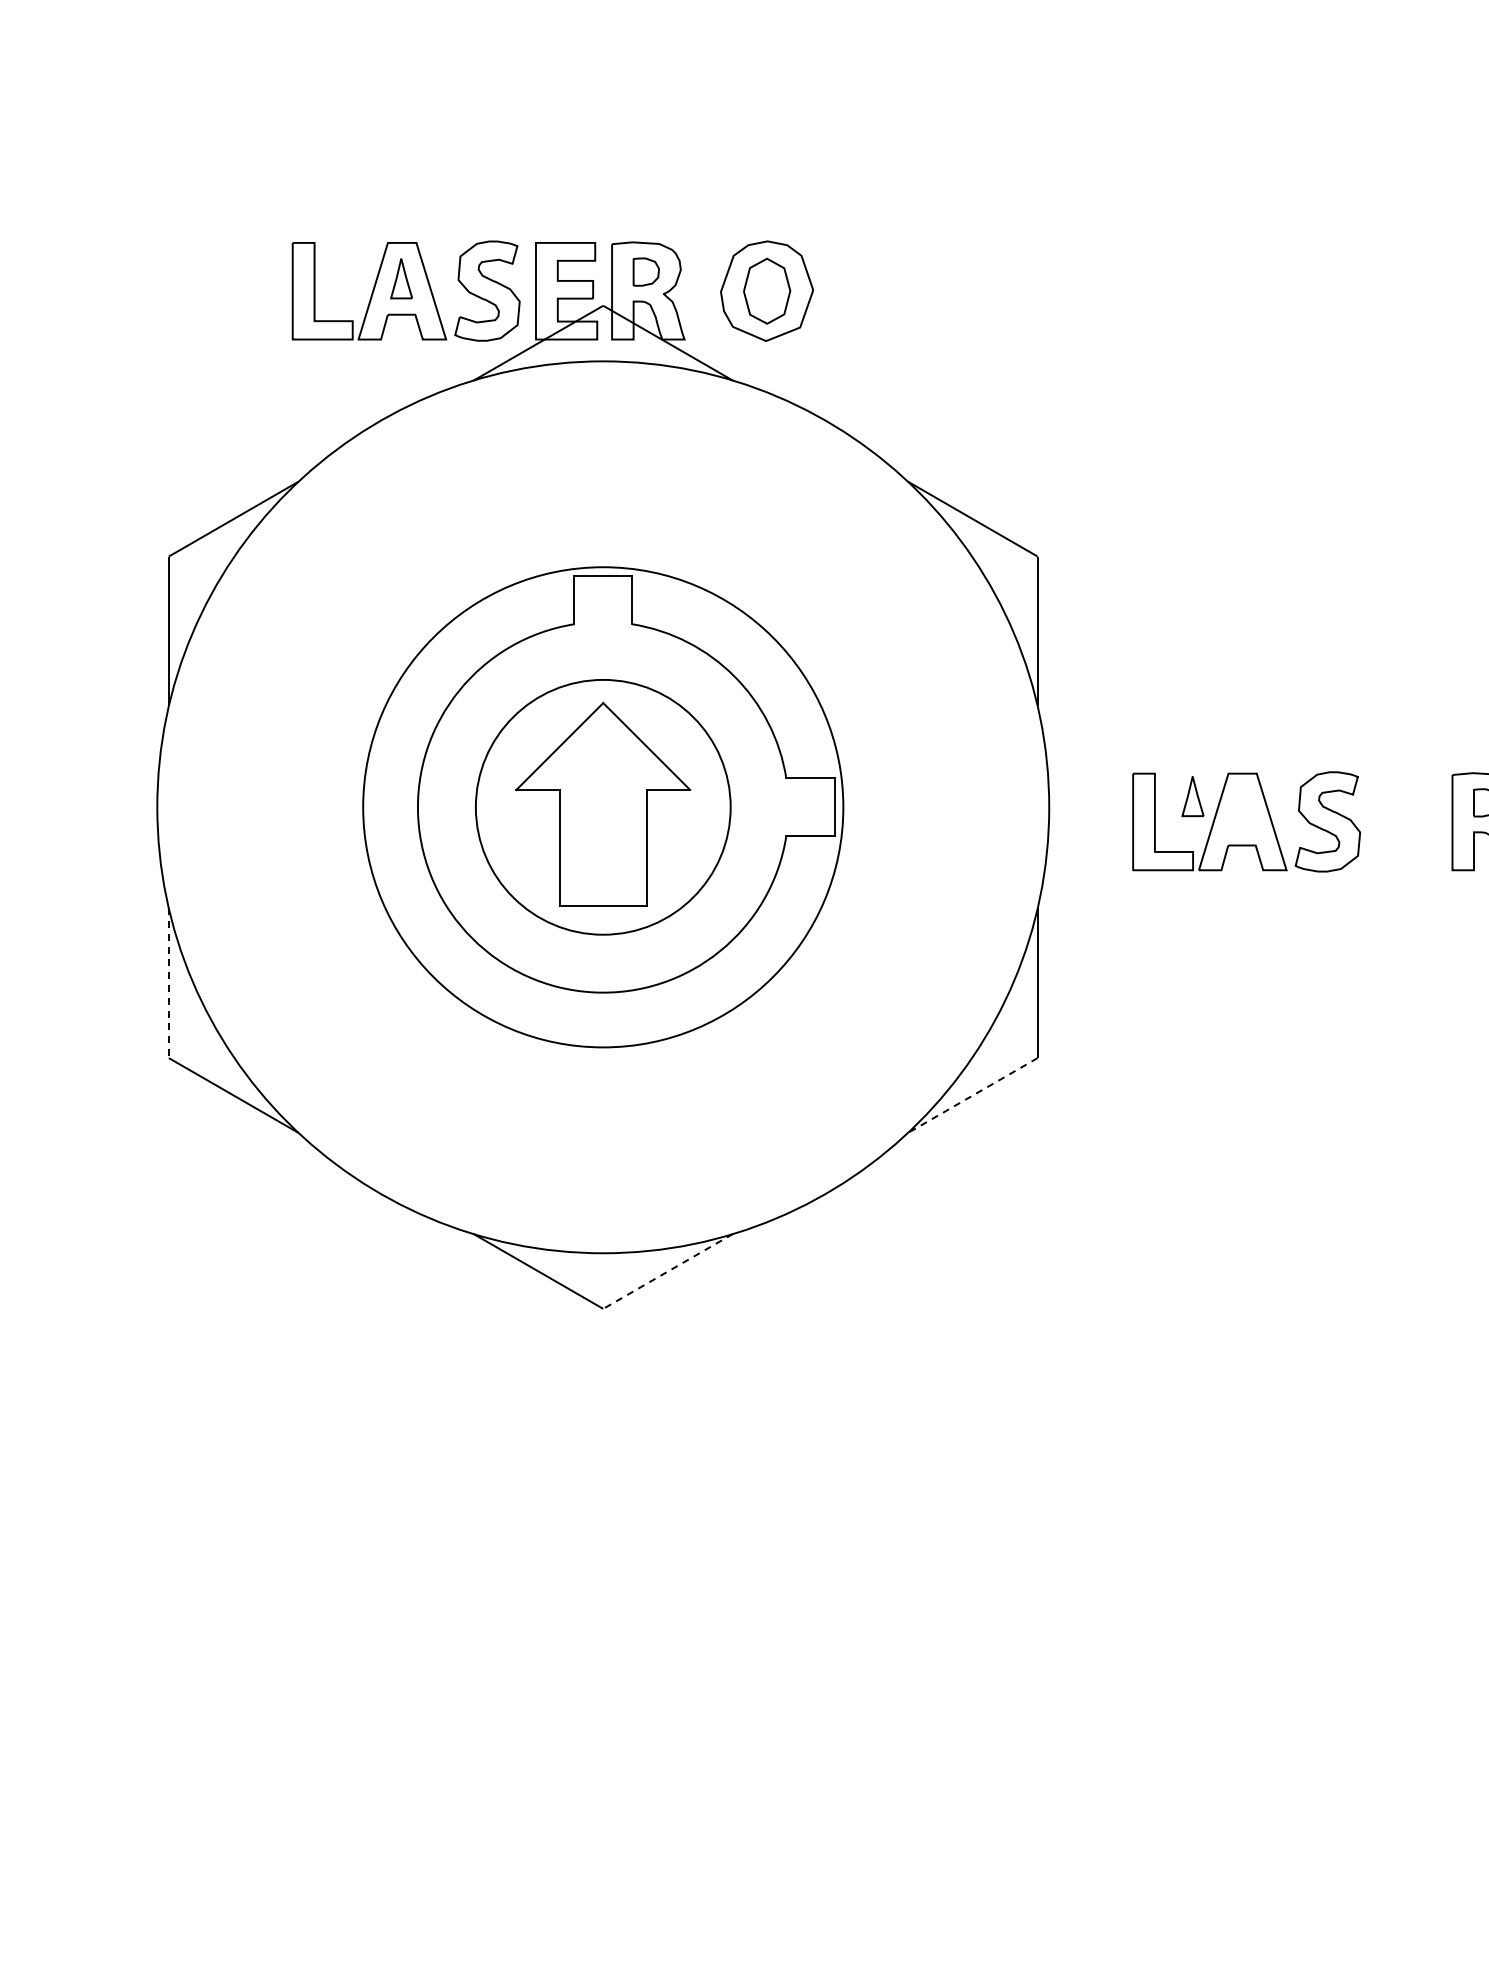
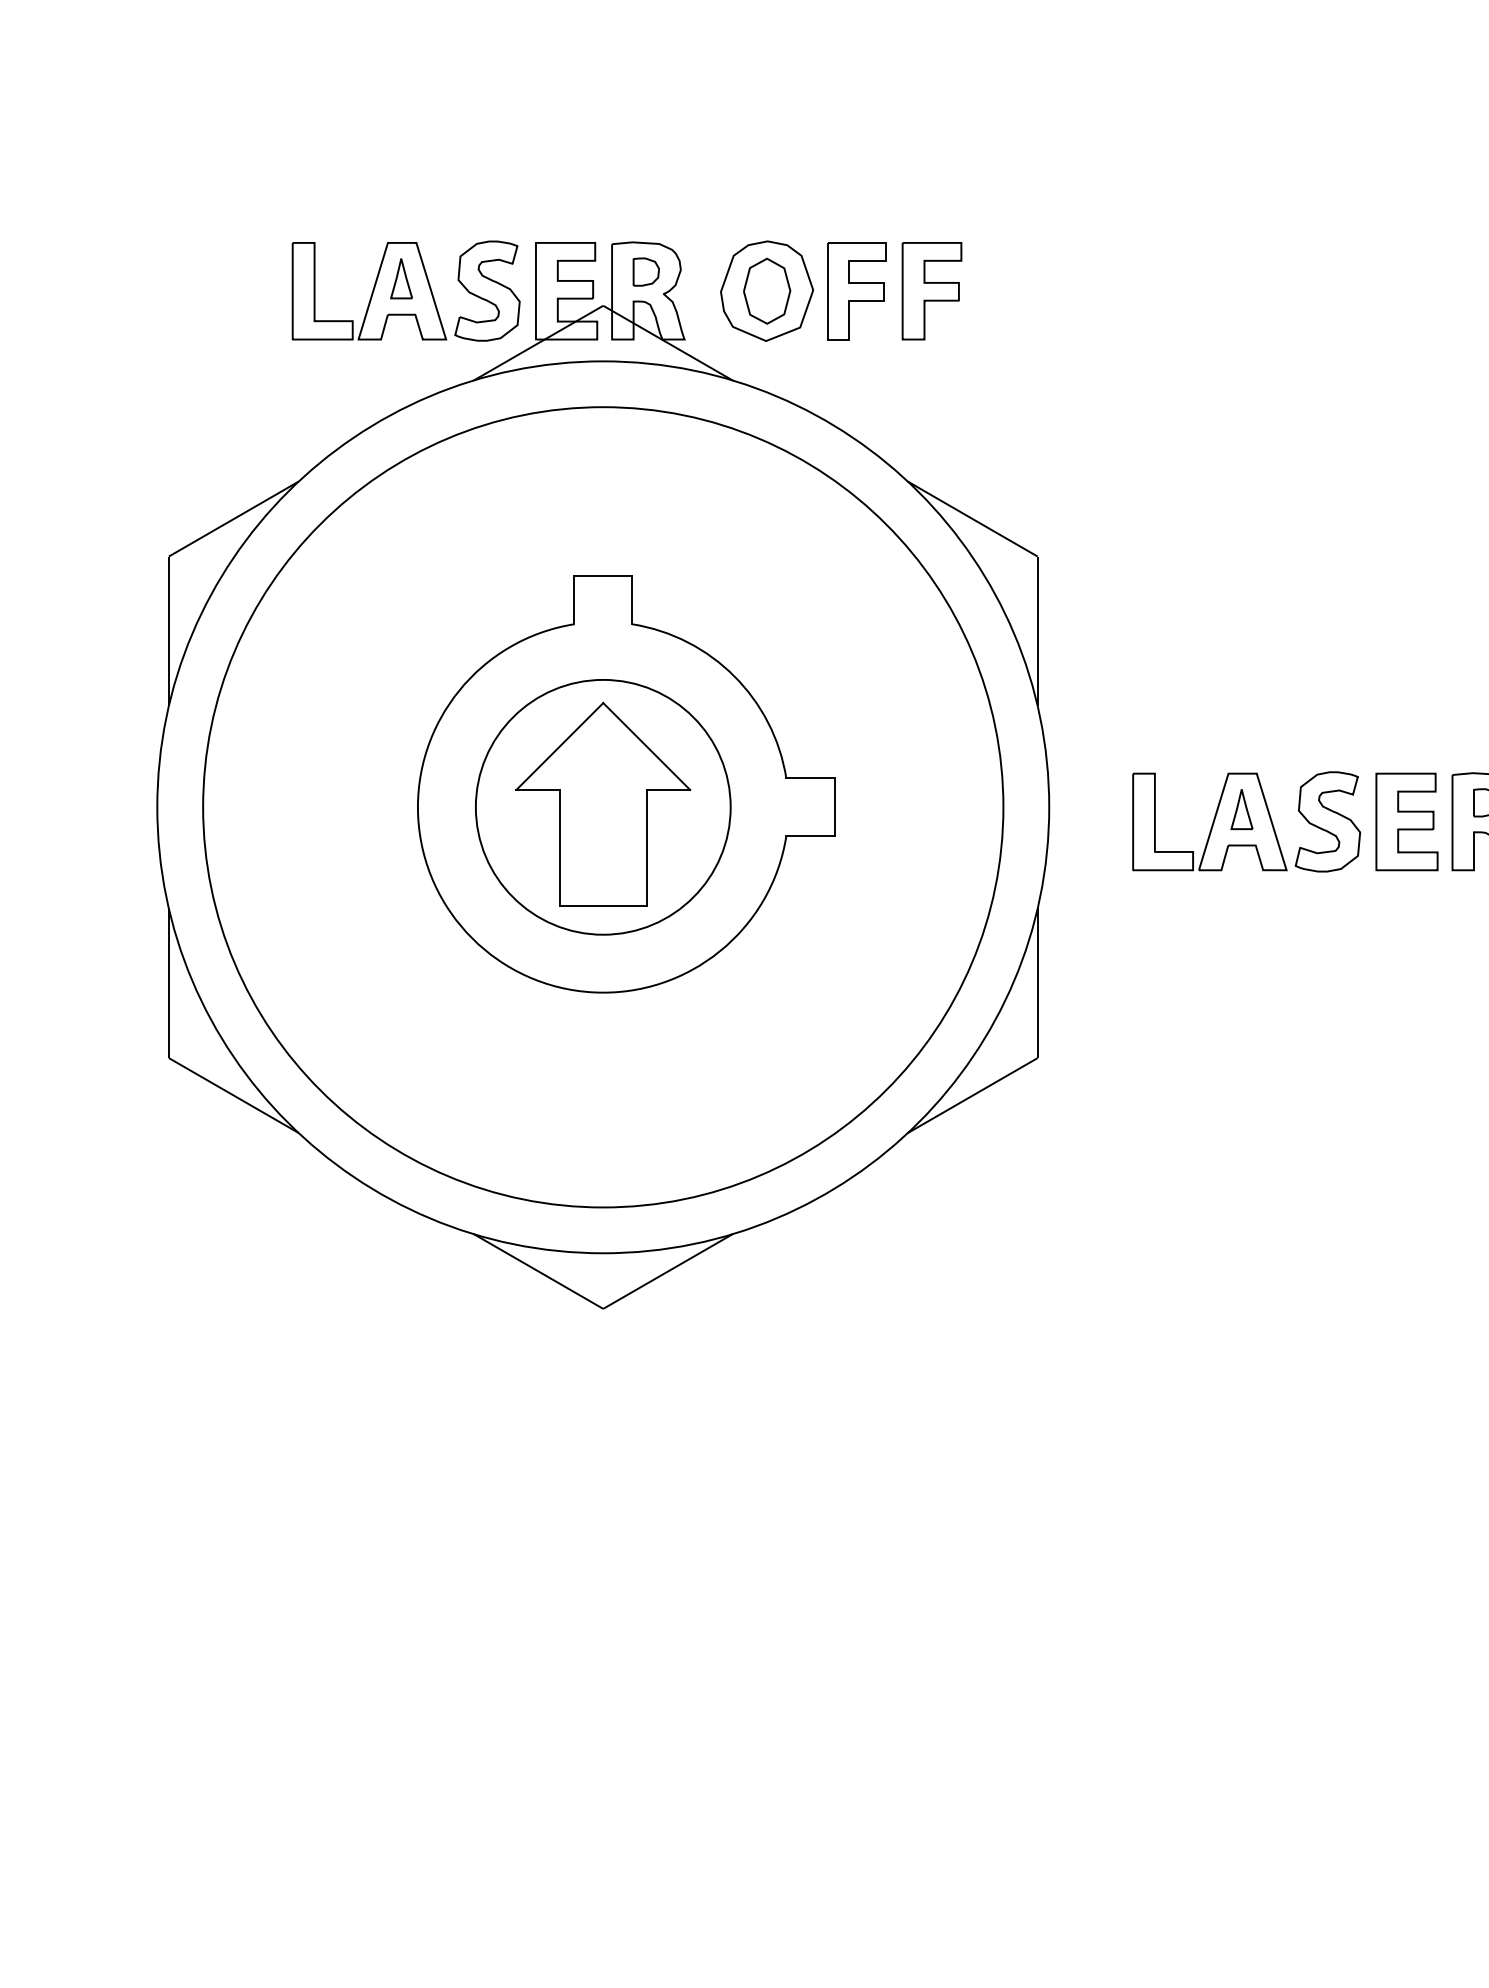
part: none -> present (856, 291)
part: none -> present (931, 291)
part position: (1192, 796) -> (1241, 809) (1241, 809)
circle diameter: 480 px -> 800 px (603, 807)
part: none -> present (1406, 821)
line: dashed -> solid (168, 983)
line: dashed -> solid (972, 1095)
line: dashed -> solid (667, 1271)
